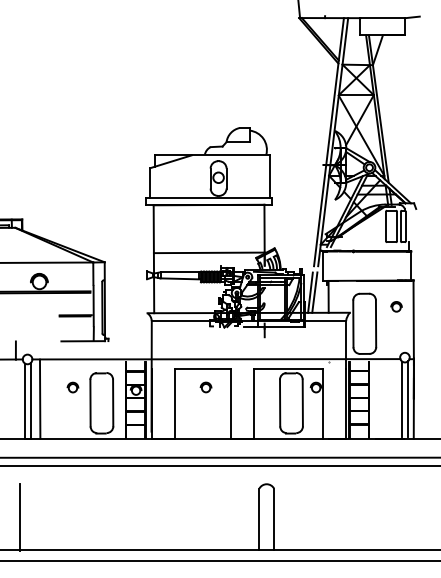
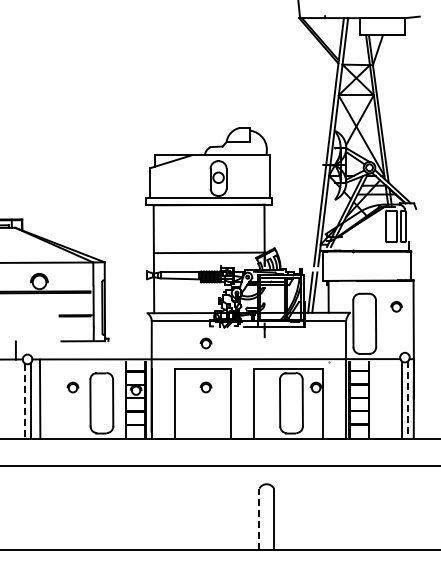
part: none -> present (205, 343)
line: solid -> dashed (408, 398)
line: solid -> dashed (25, 401)
line: present -> none (219, 457)
line: present -> none (19, 517)
line: solid -> dashed (259, 518)
line: present -> none (219, 560)
